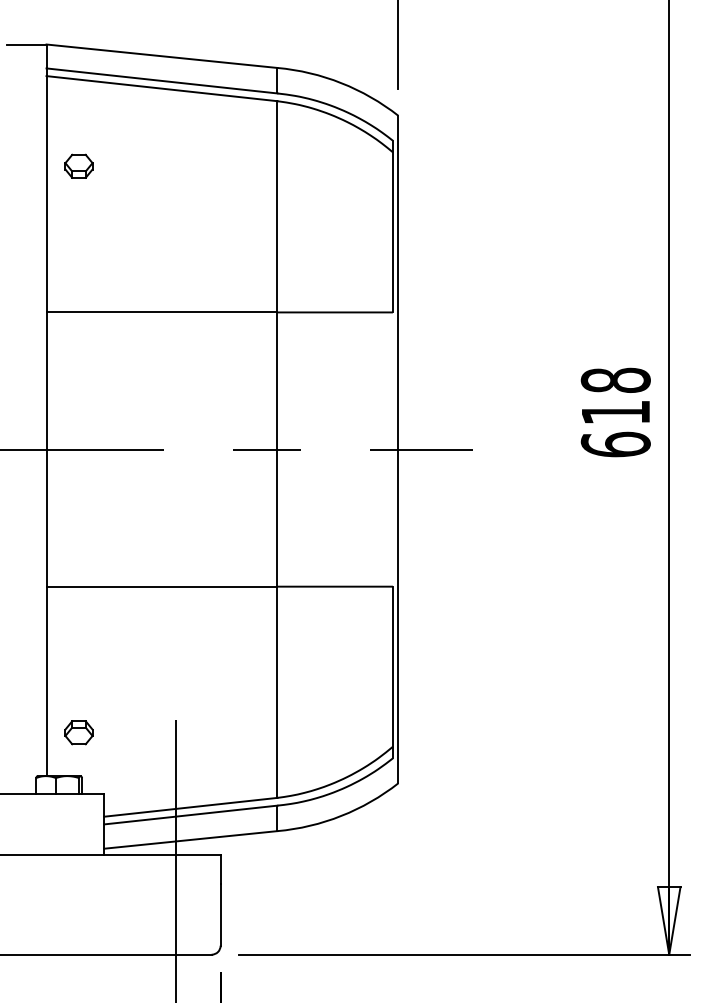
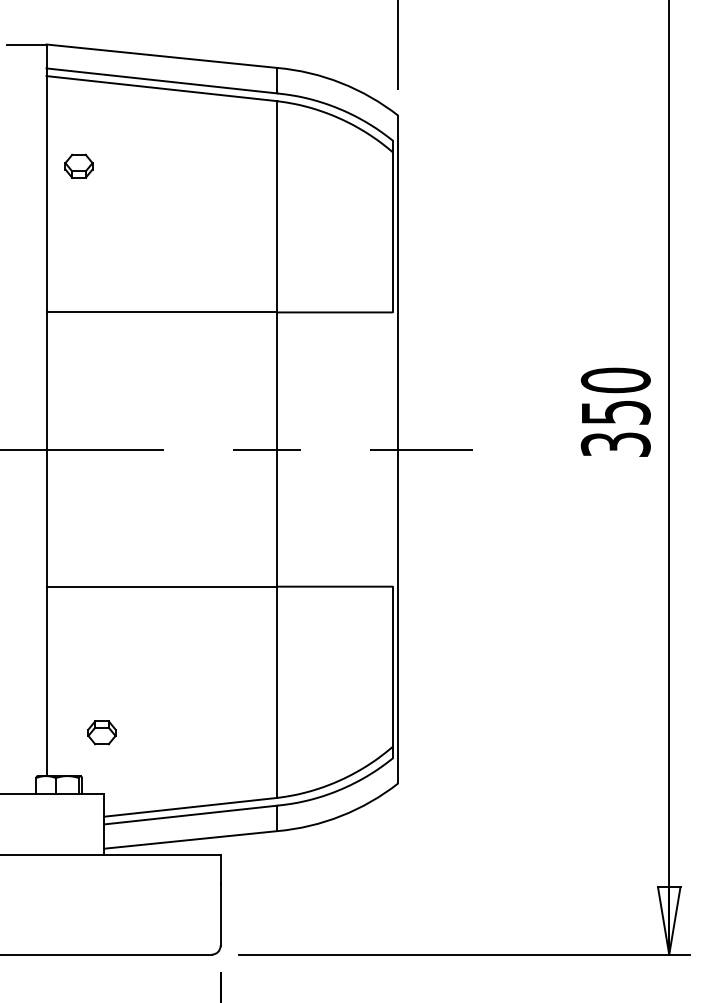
text: 618 -> 350 (615, 412)
part position: (78, 732) -> (101, 732) (101, 732)
line: present -> none (175, 859)
